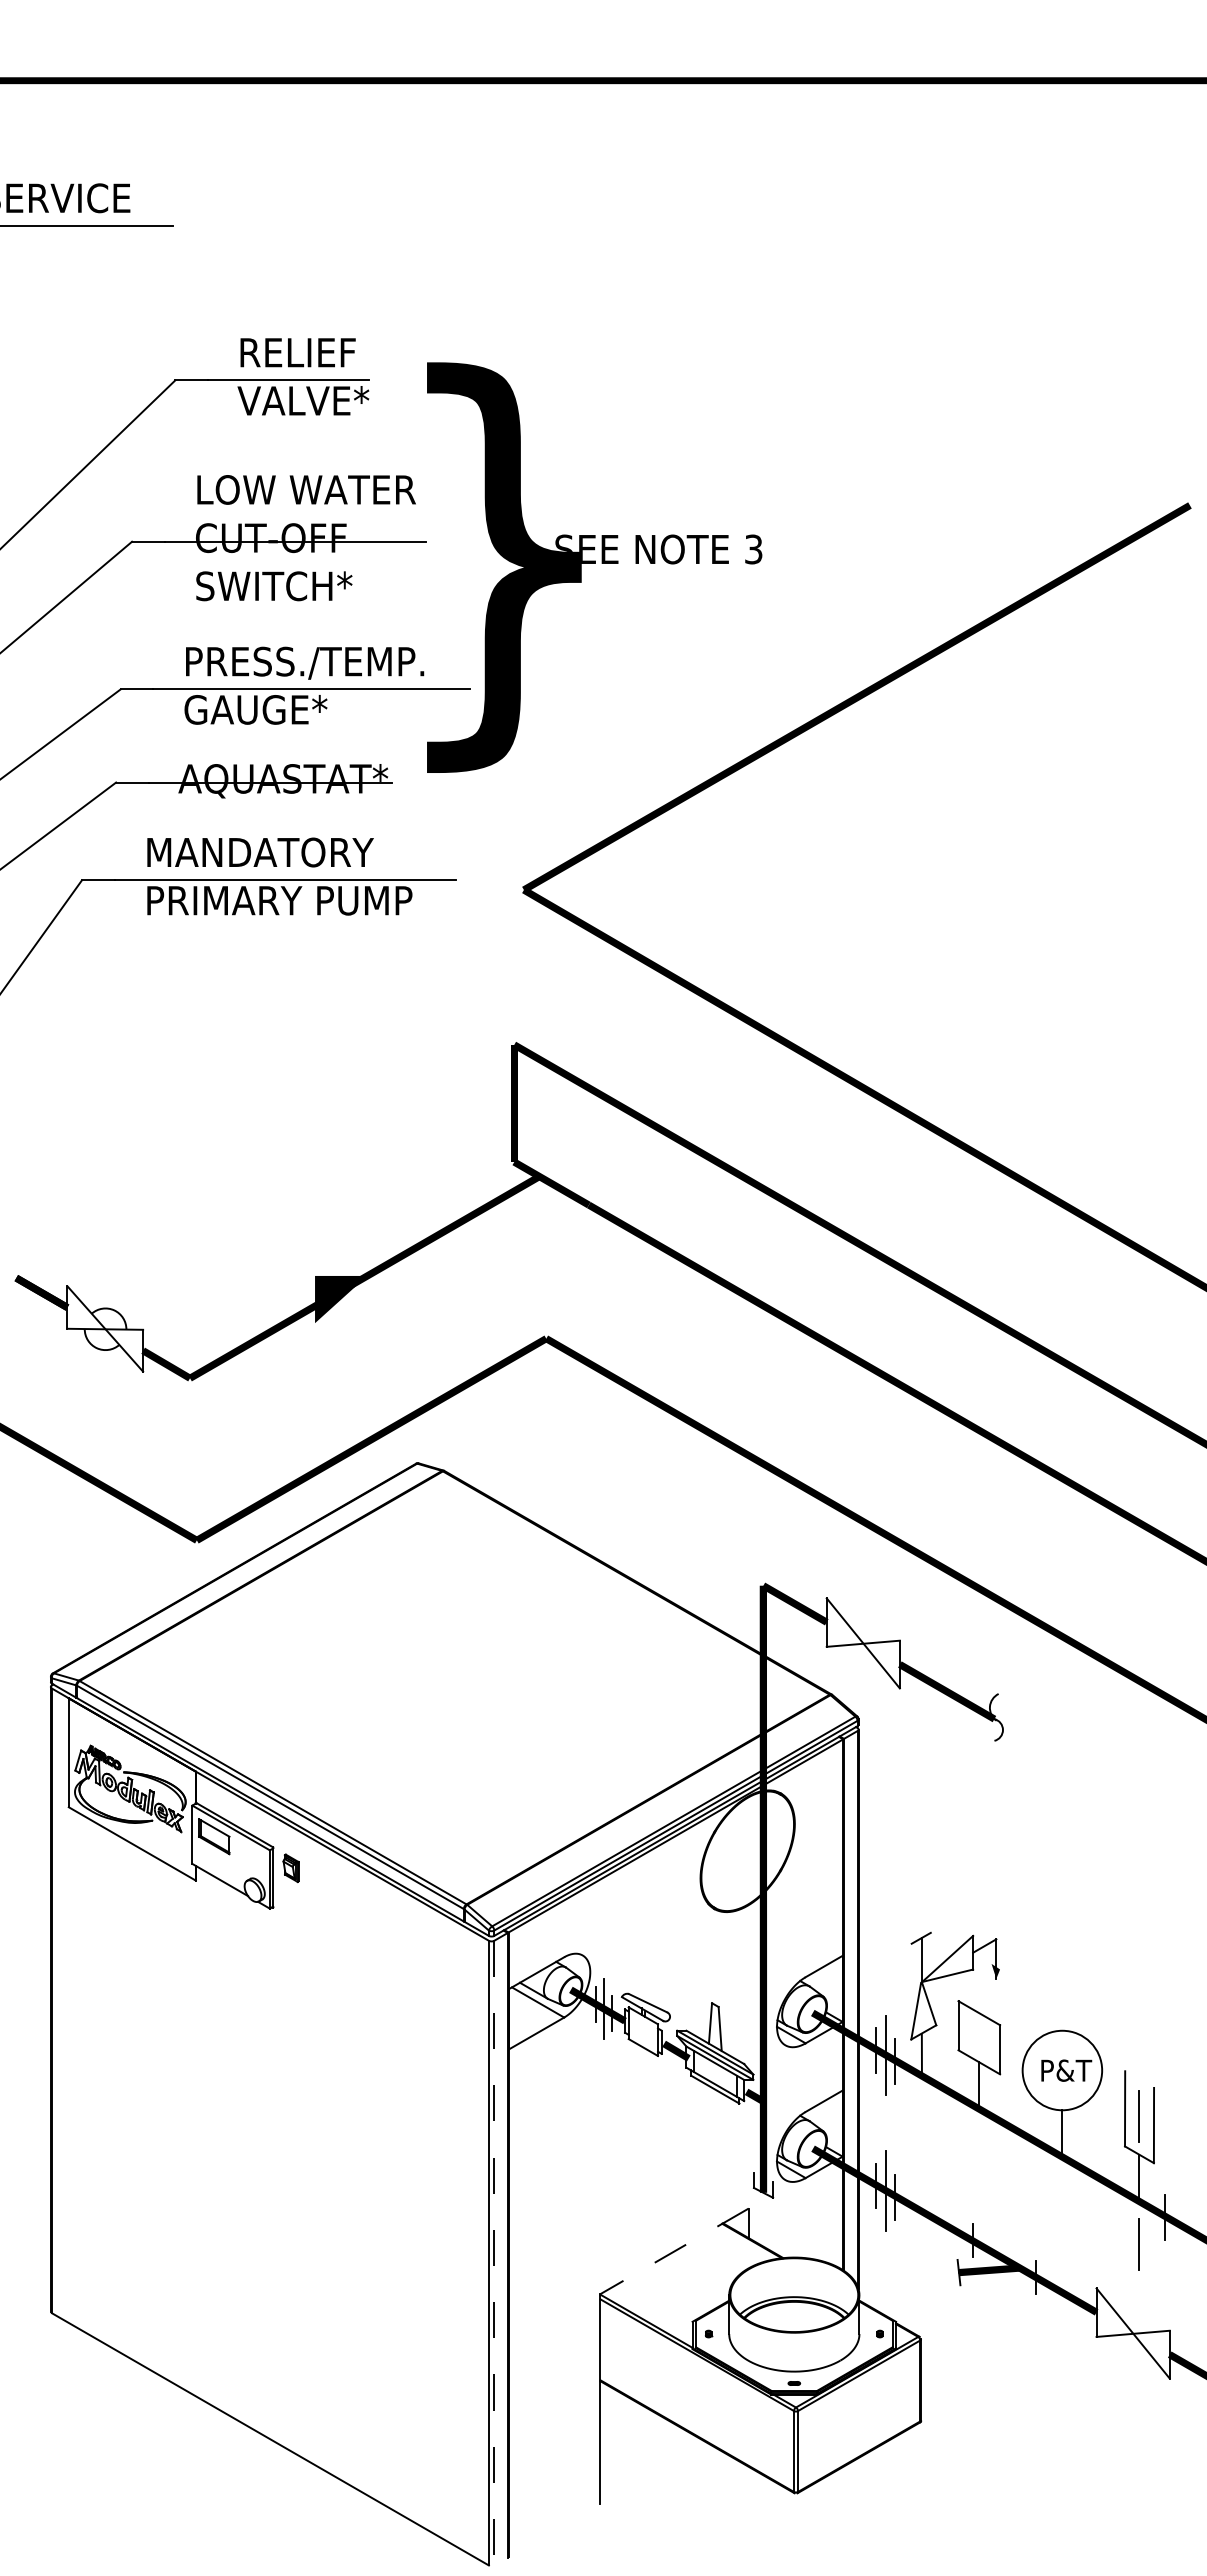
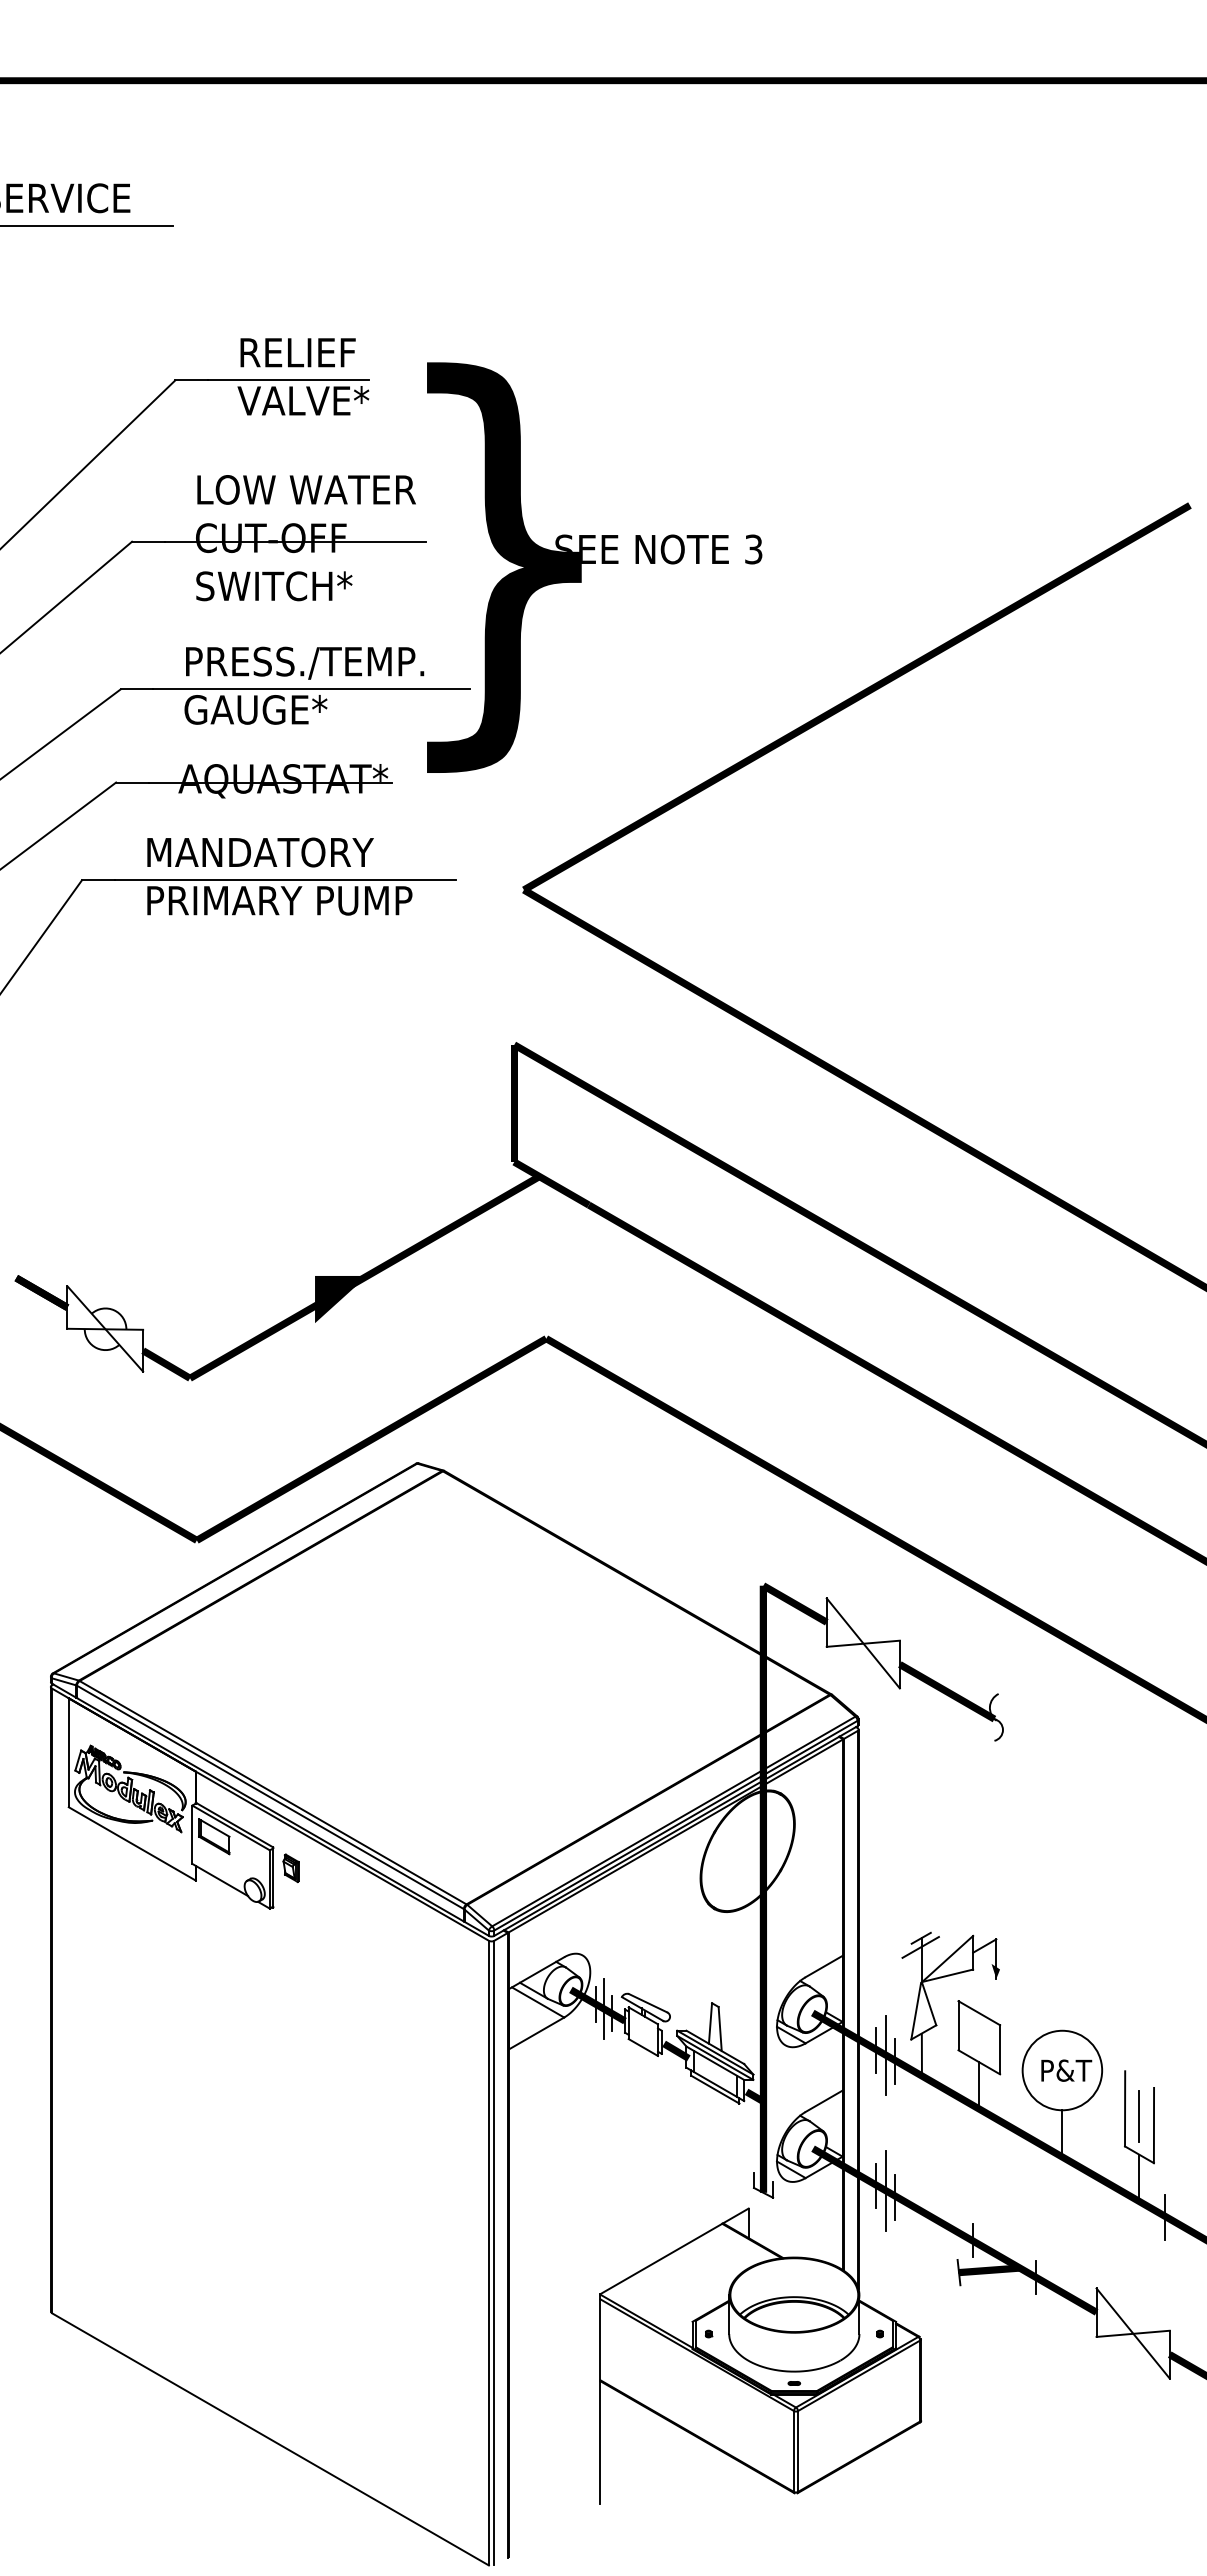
line: none -> present (920, 1946)
line: present -> none (1138, 2244)
line: dashed -> solid (674, 2251)
line: dashed -> solid (494, 2253)
